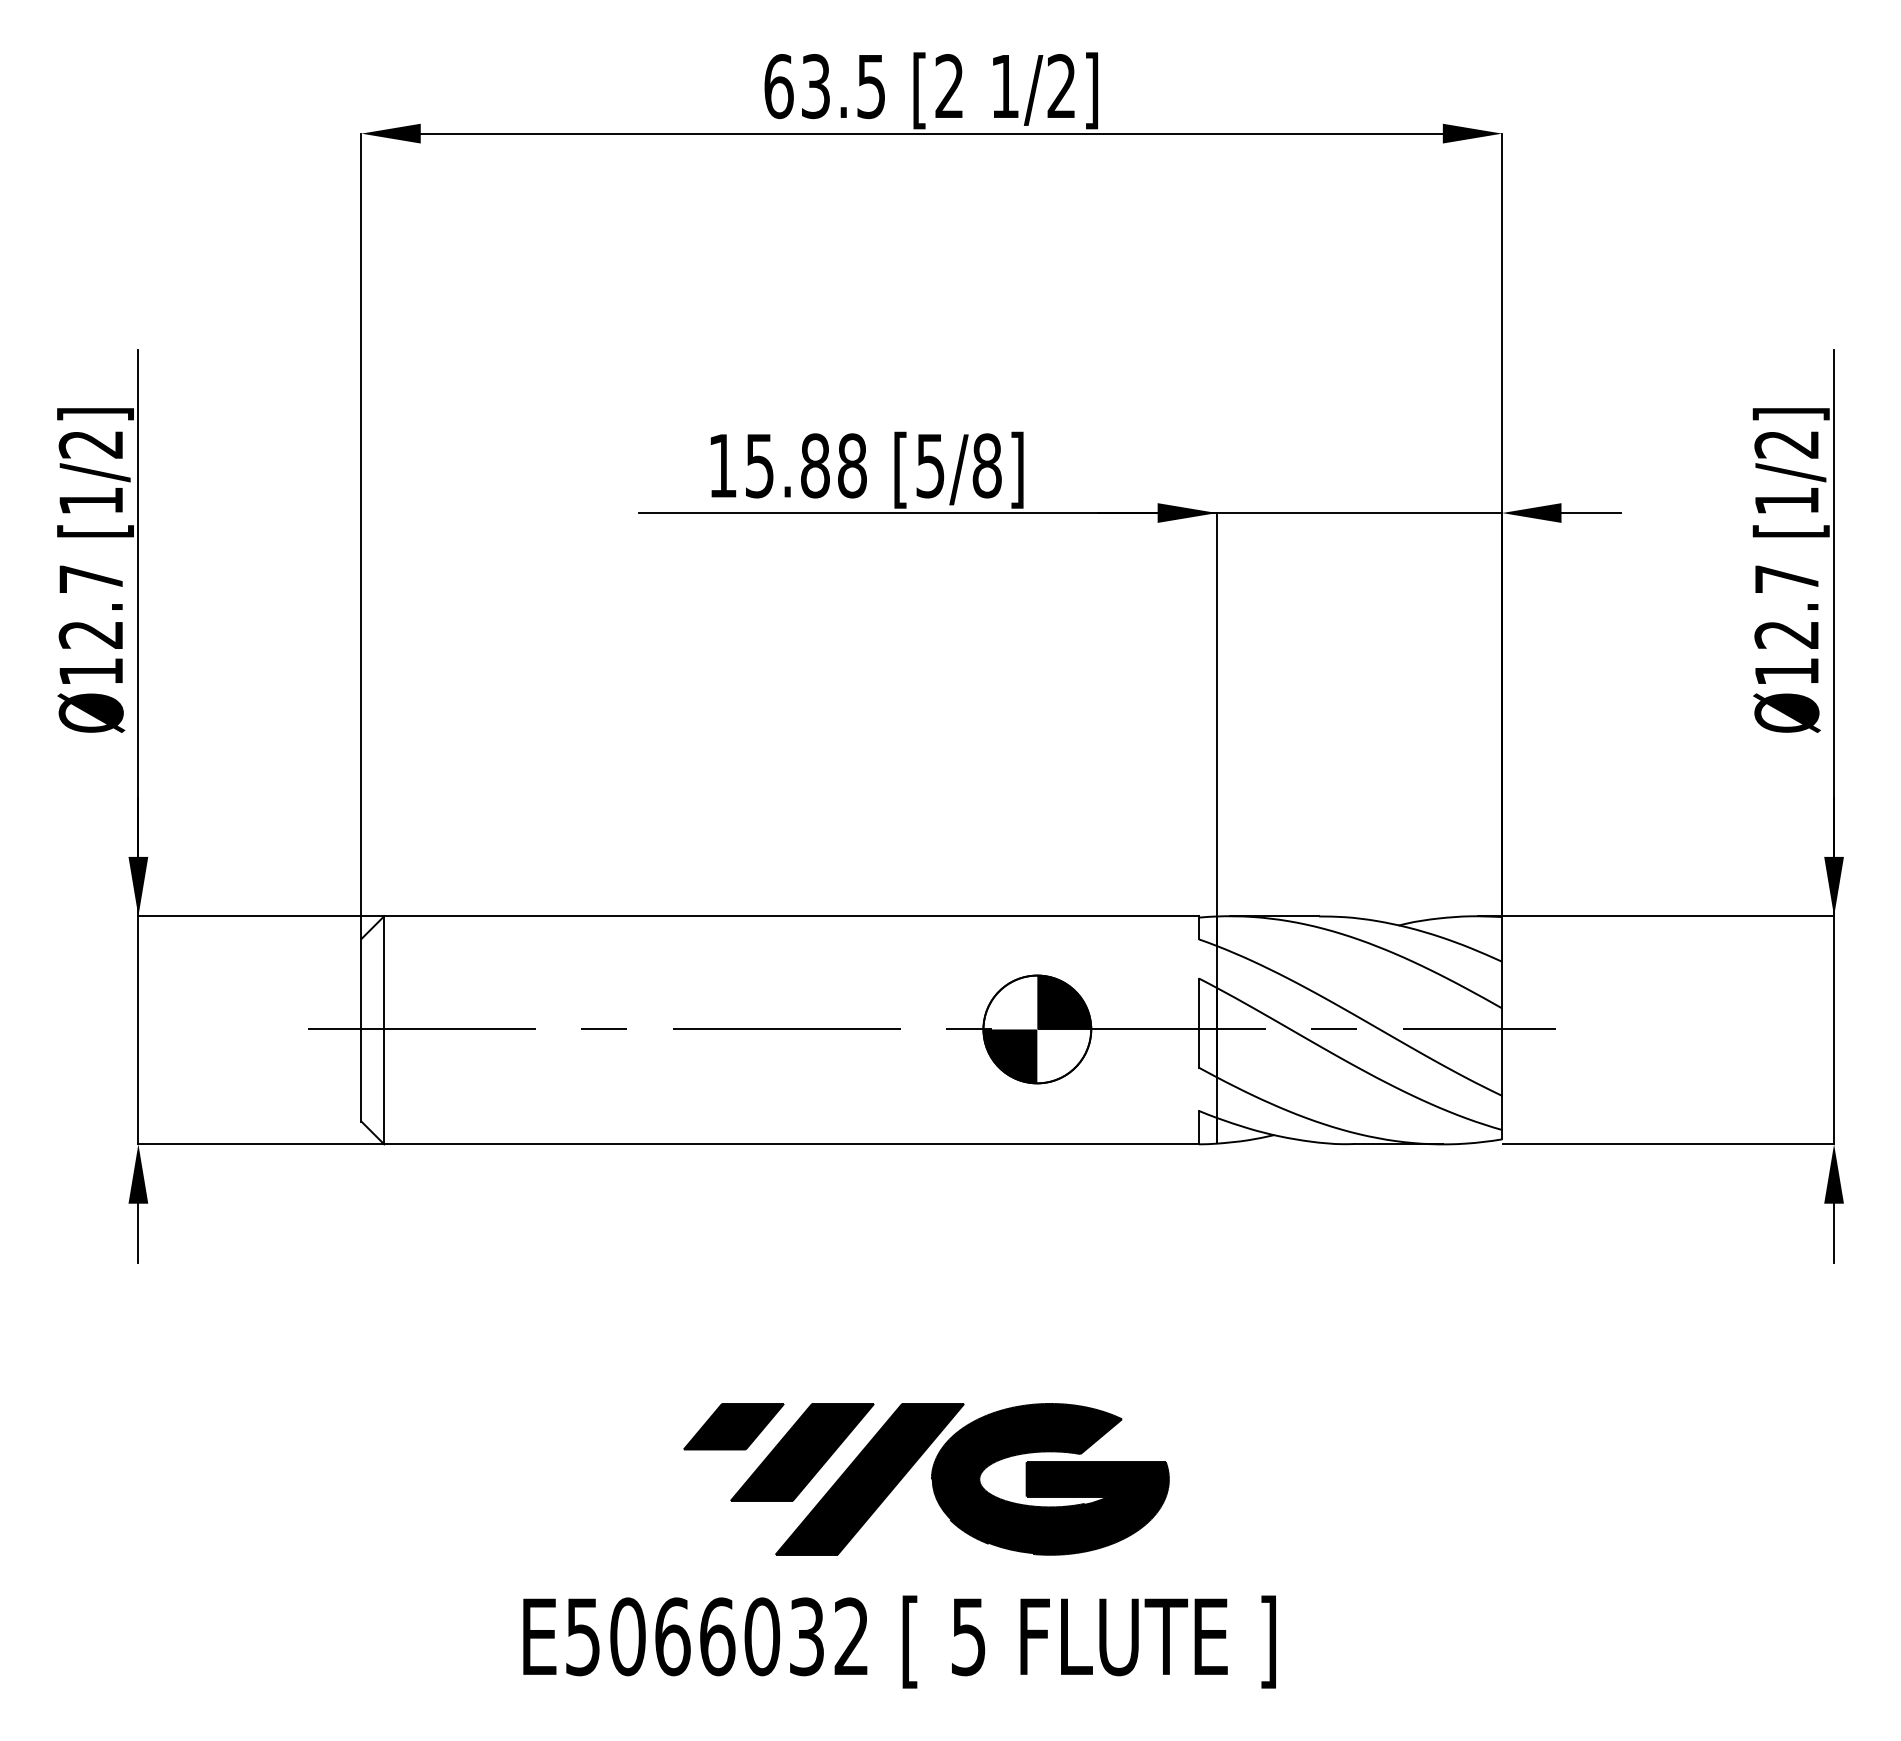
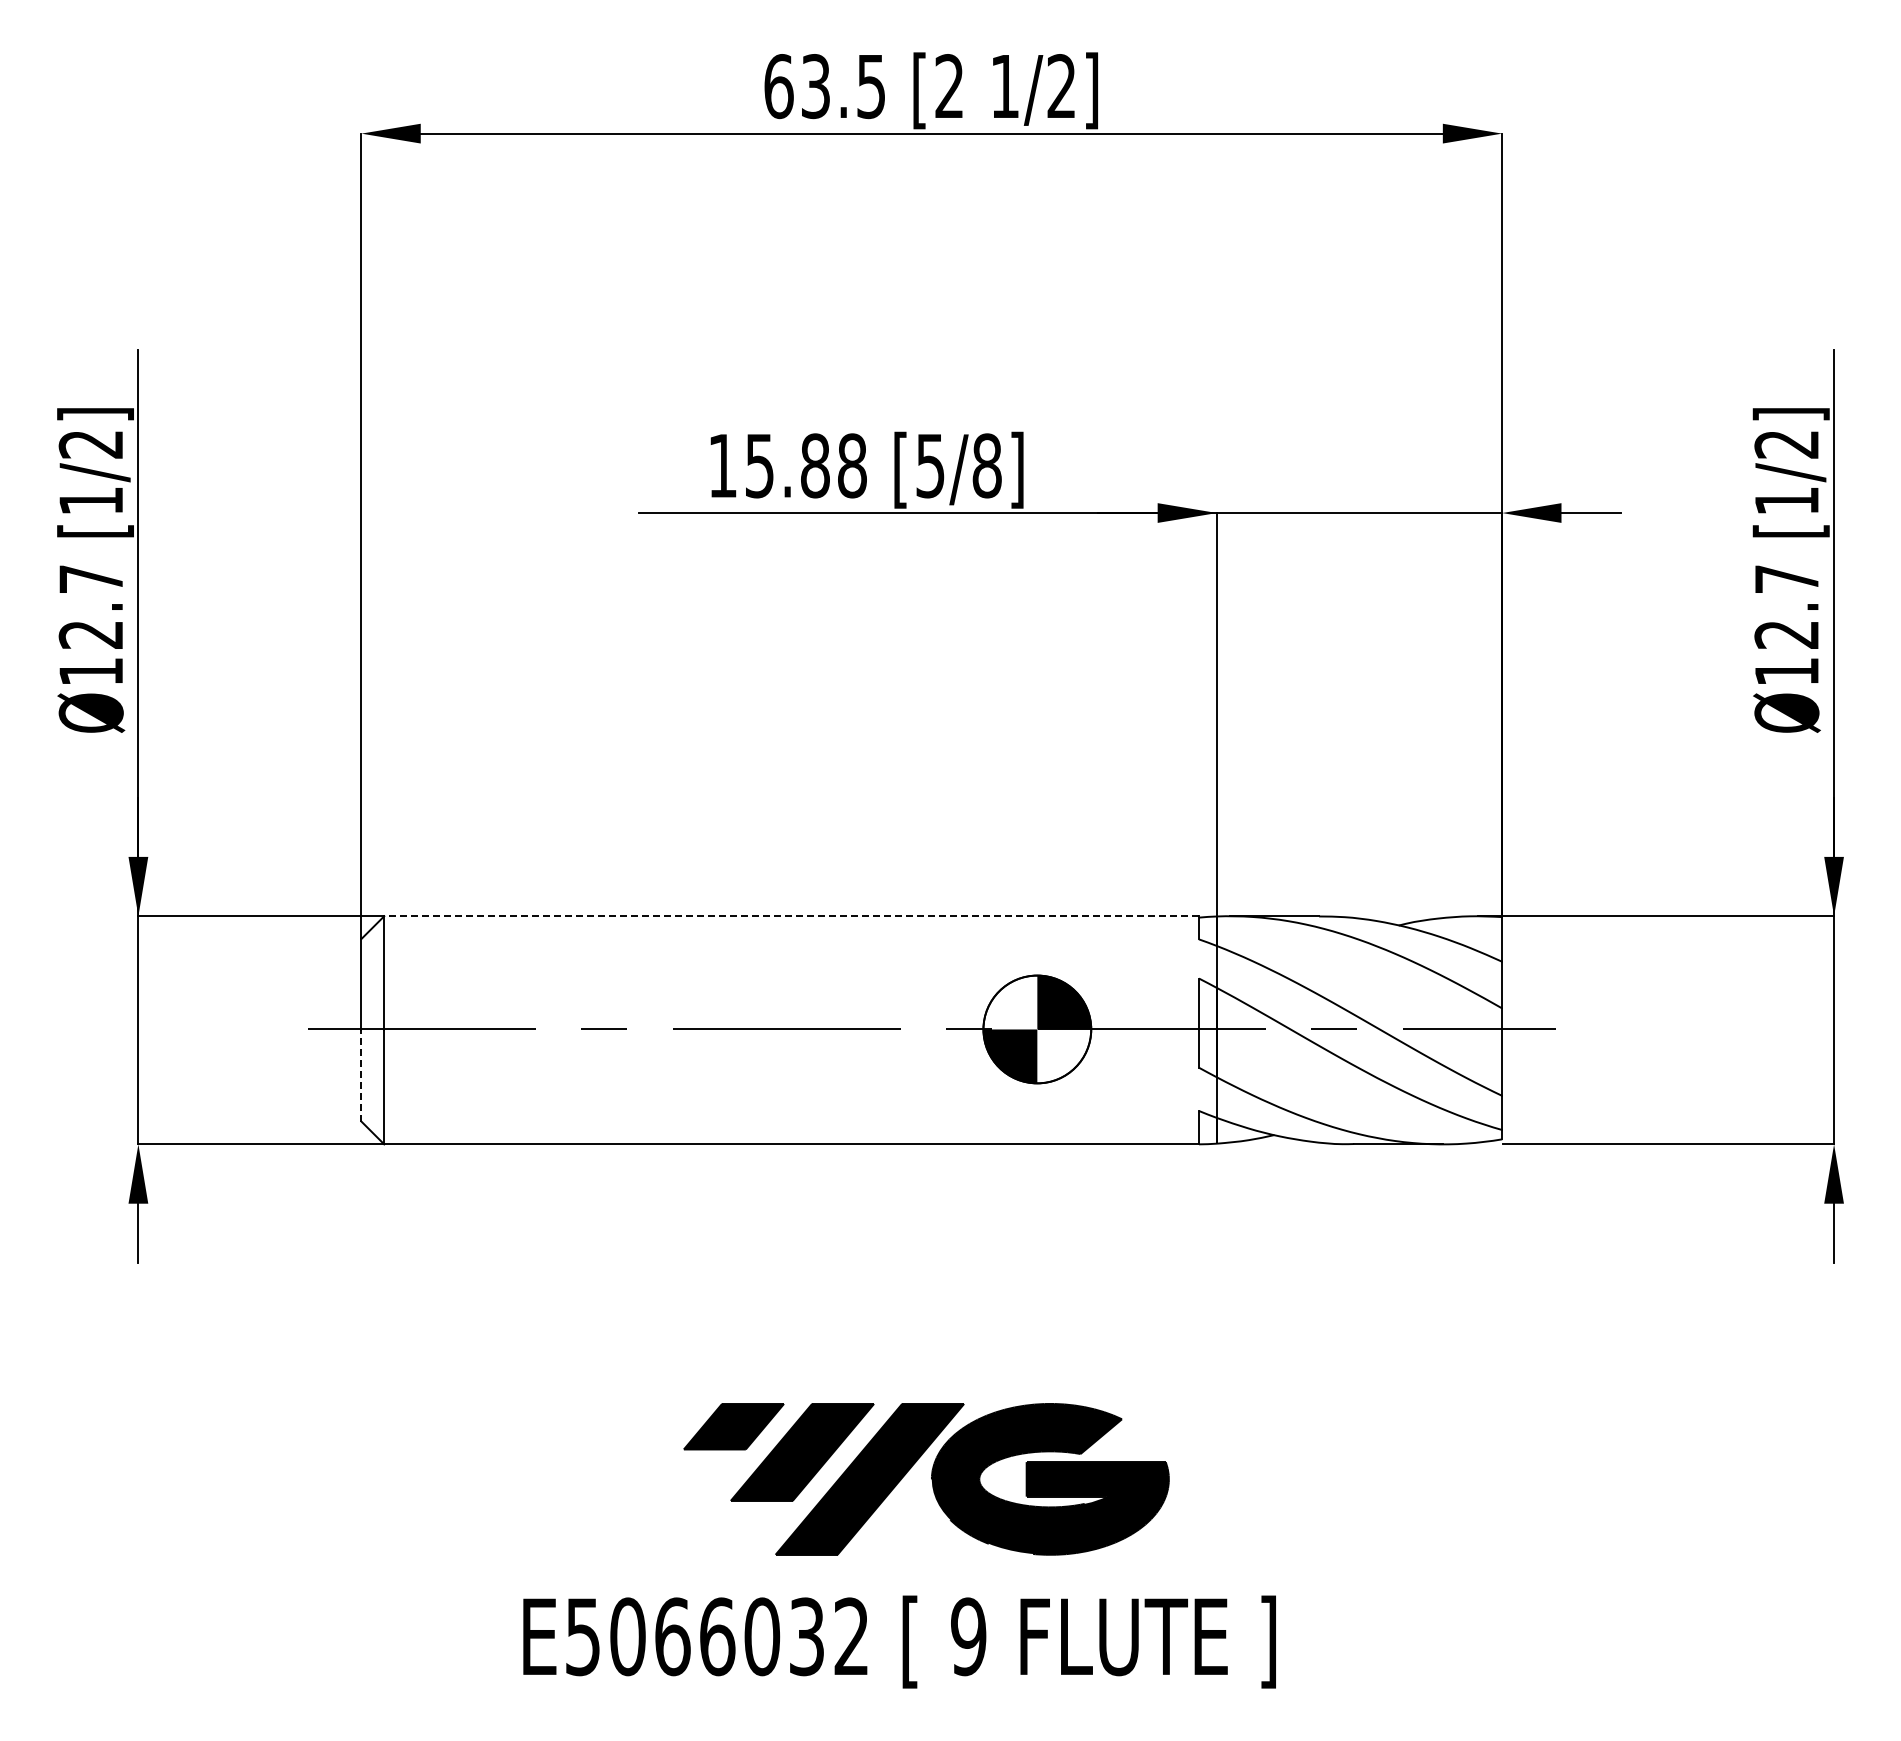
line: solid -> dashed (791, 916)
line: solid -> dashed (361, 1075)
text: 5 -> 9 (968, 1636)
